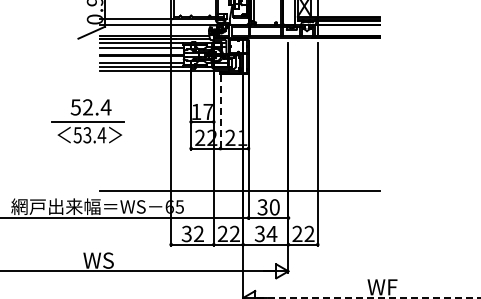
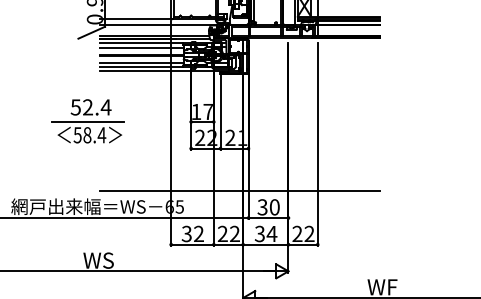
line: dashed -> solid (220, 112)
text: 53.4 -> 58.4 (87, 135)
line: dashed -> solid (368, 298)
